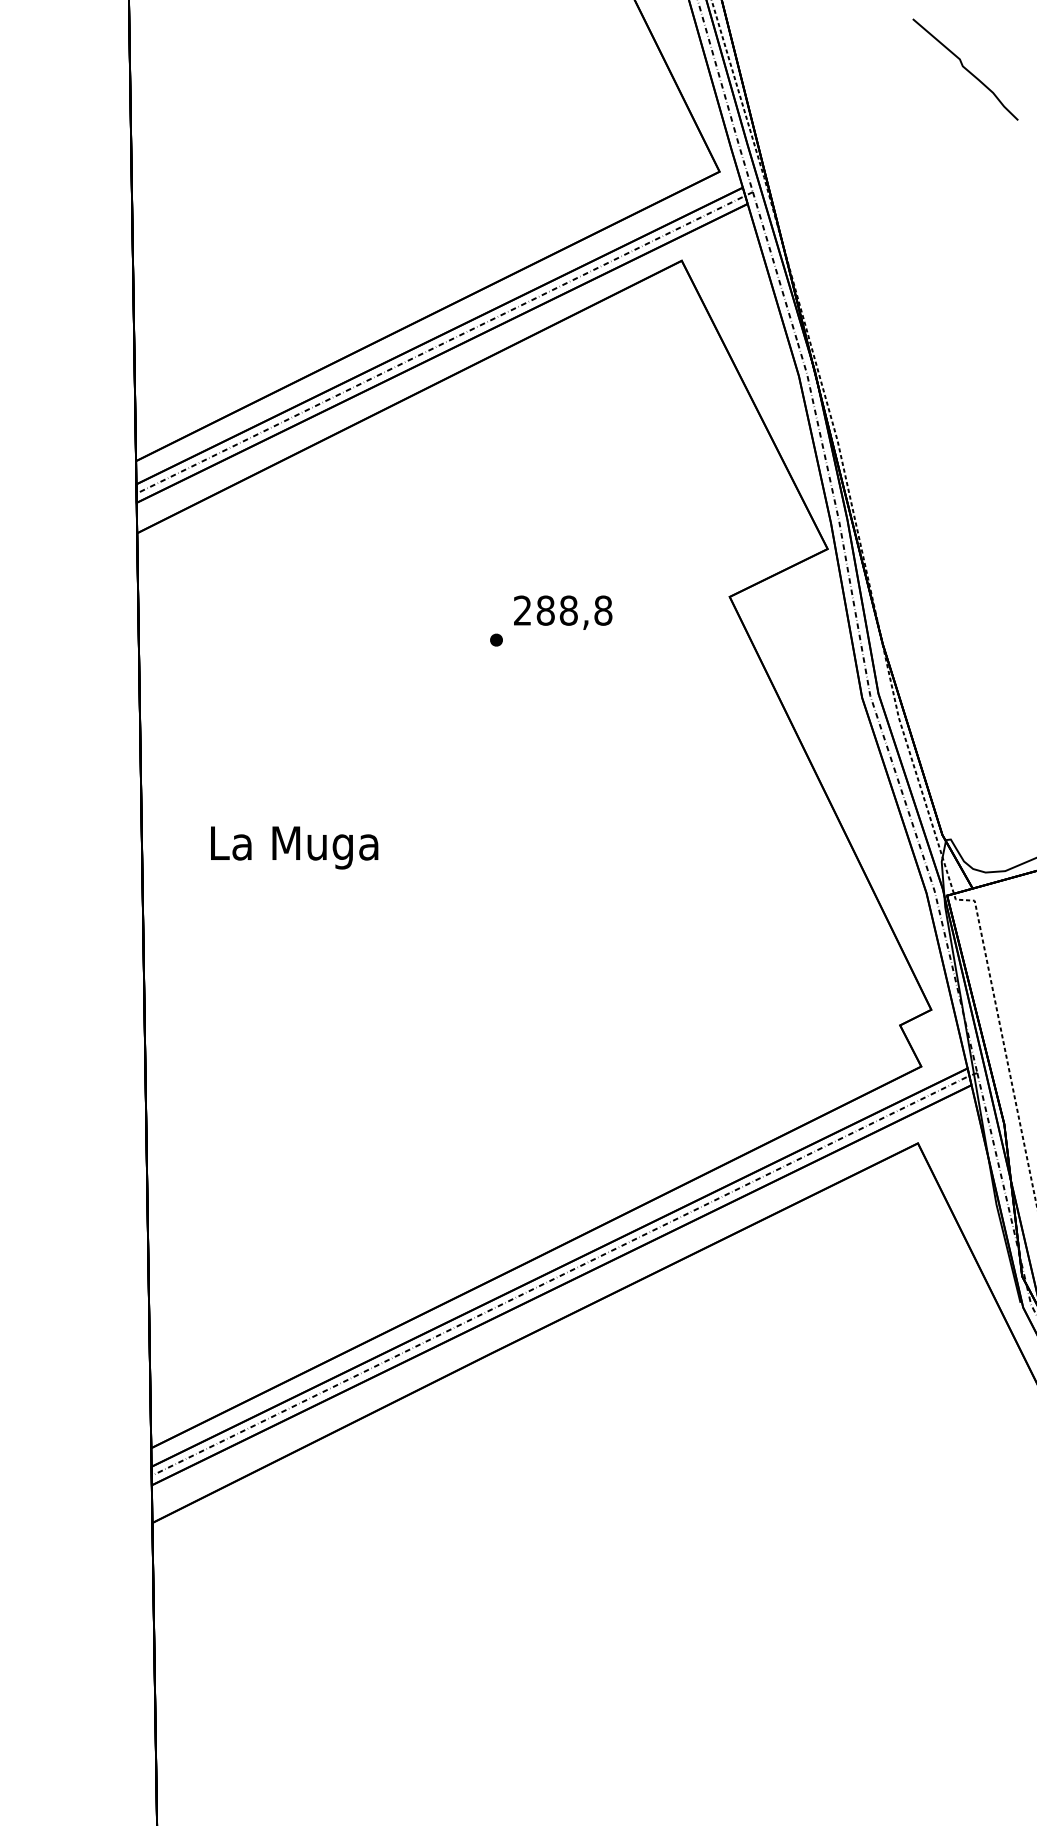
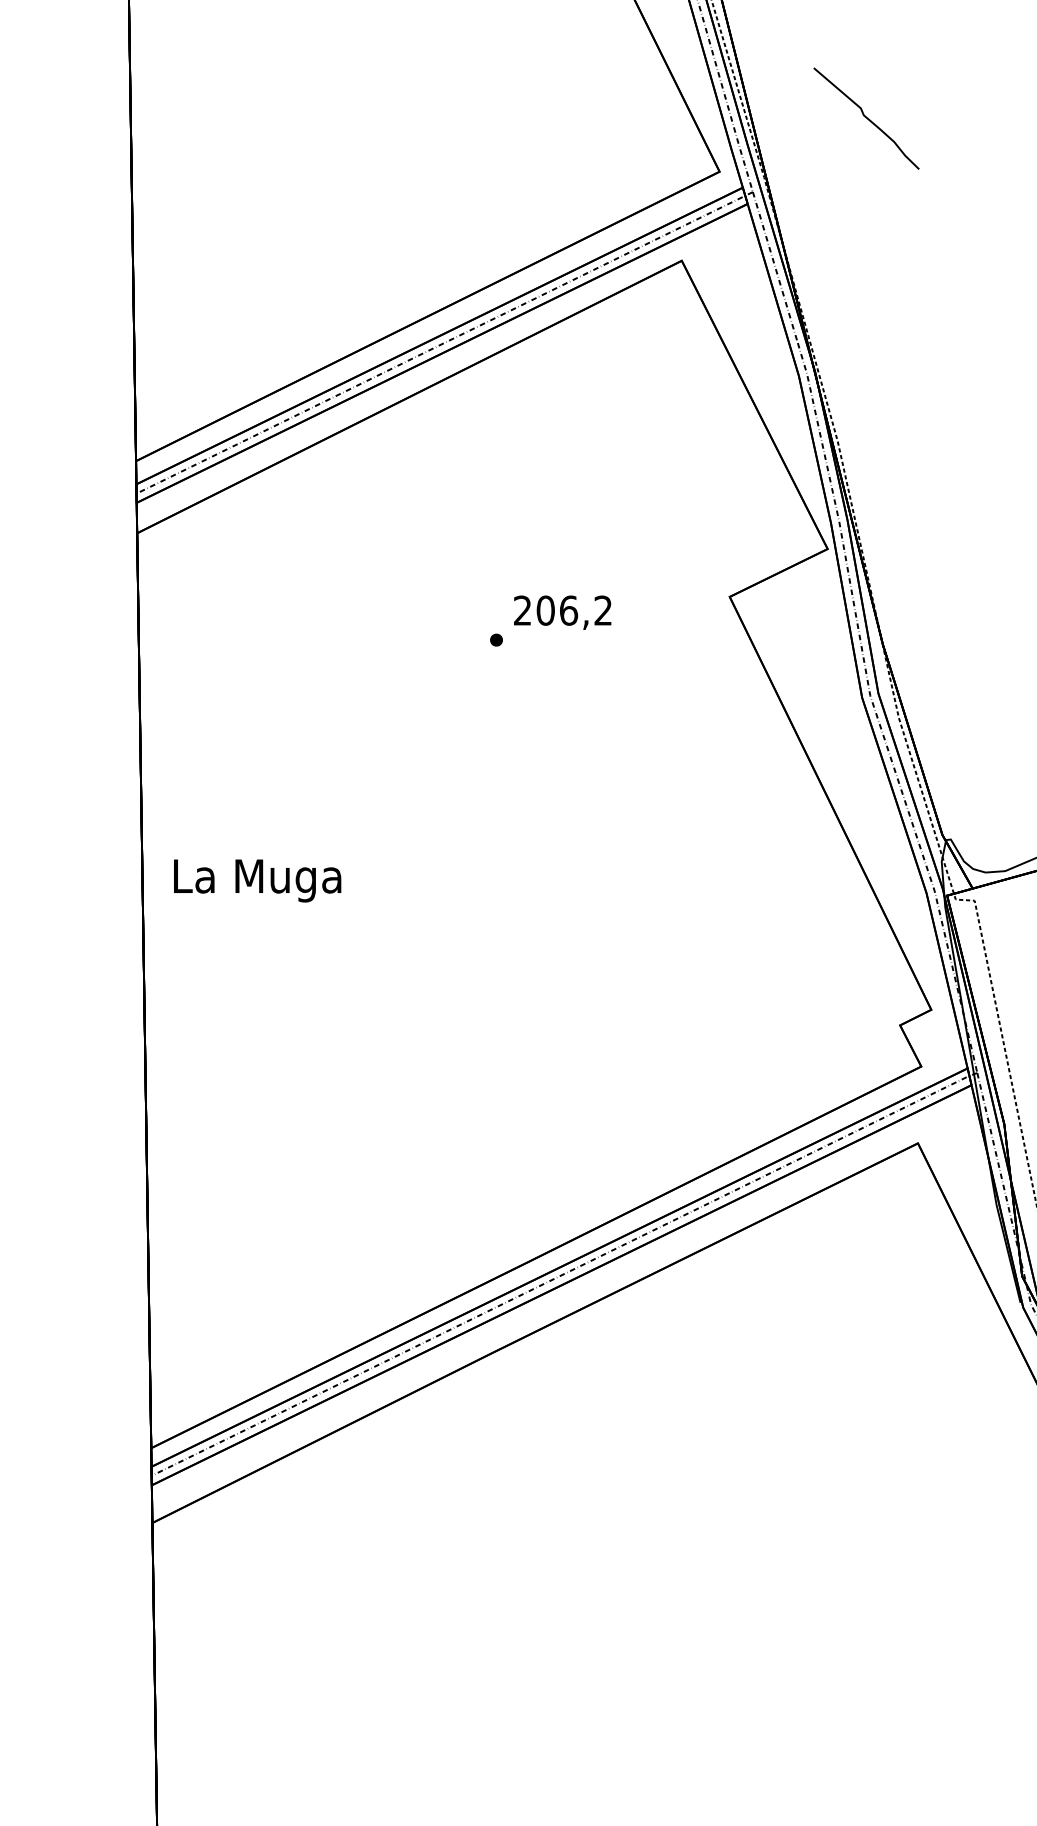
curve position: (965, 69) -> (866, 118) (866, 118)
text: 288,8 -> 206,2 (574, 610)
text position: (294, 847) -> (257, 880) (257, 880)
